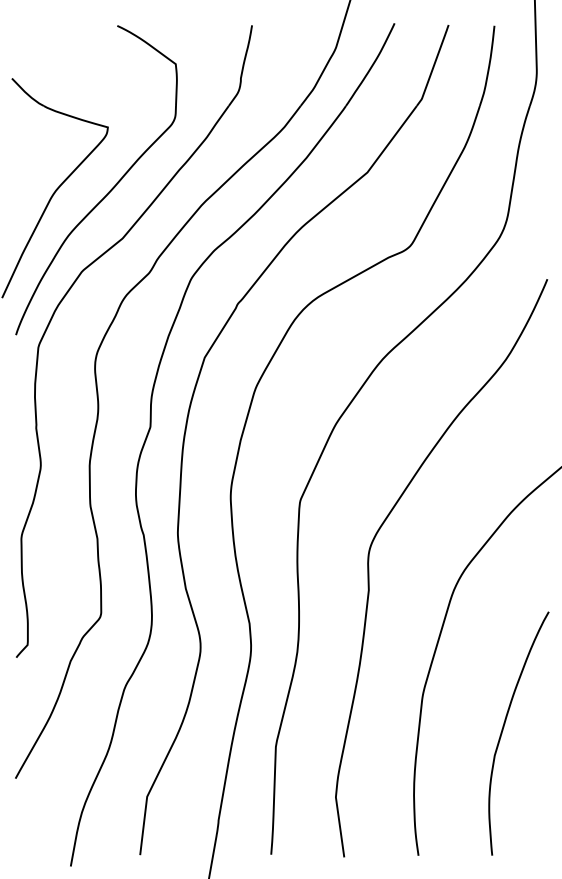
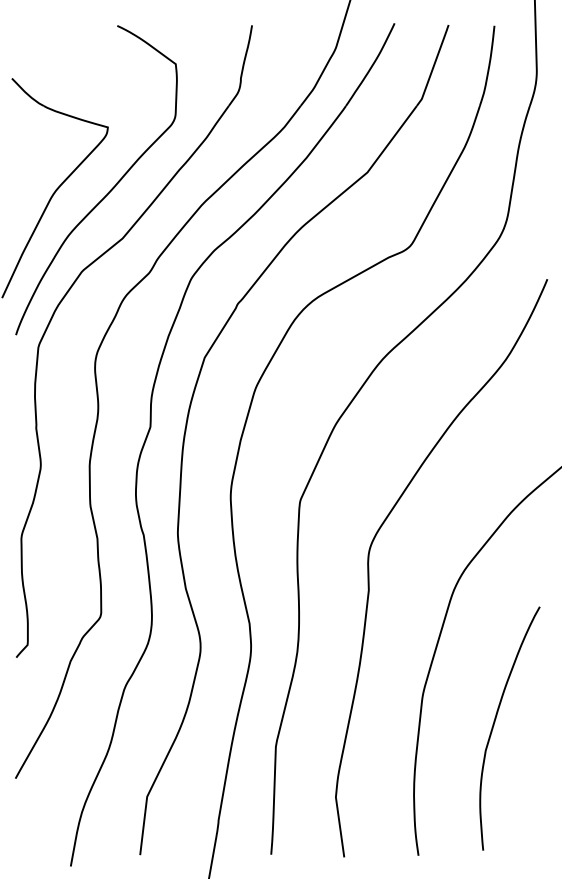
curve position: (504, 727) -> (495, 722) (495, 722)
